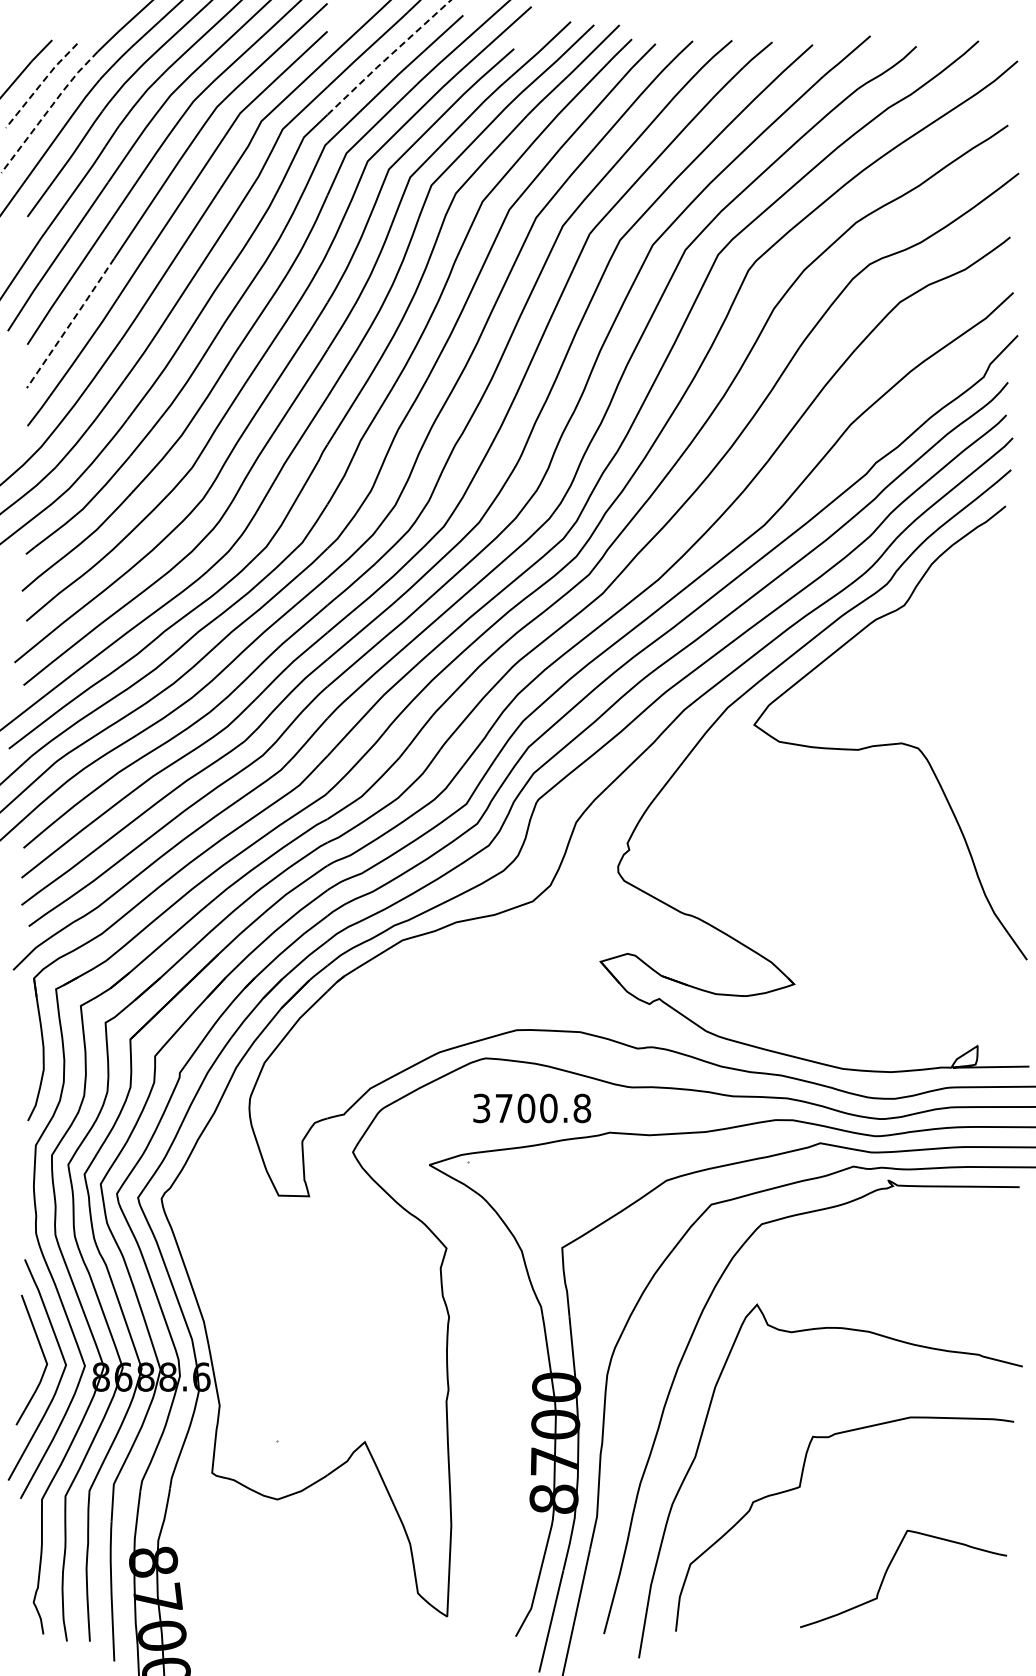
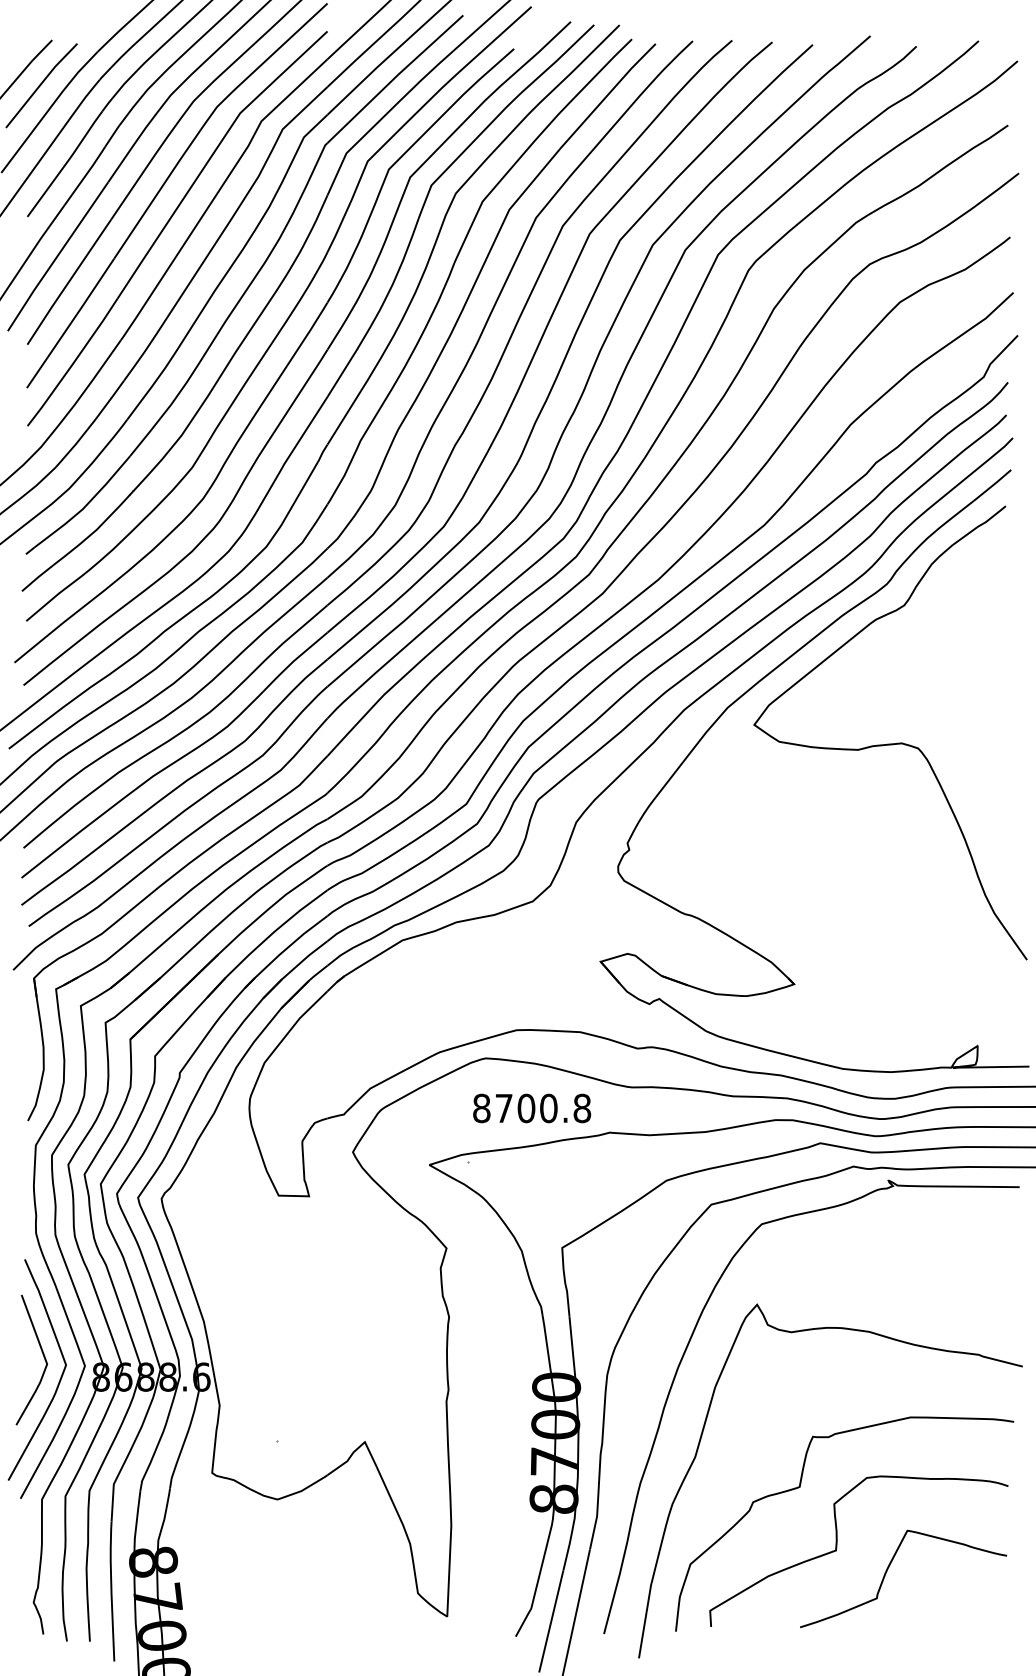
line: dashed -> solid (388, 57)
line: dashed -> solid (40, 85)
line: dashed -> solid (48, 109)
line: dashed -> solid (71, 322)
text: 3700.8 -> 8700.8 (481, 1108)
curve: none -> present (837, 1548)
